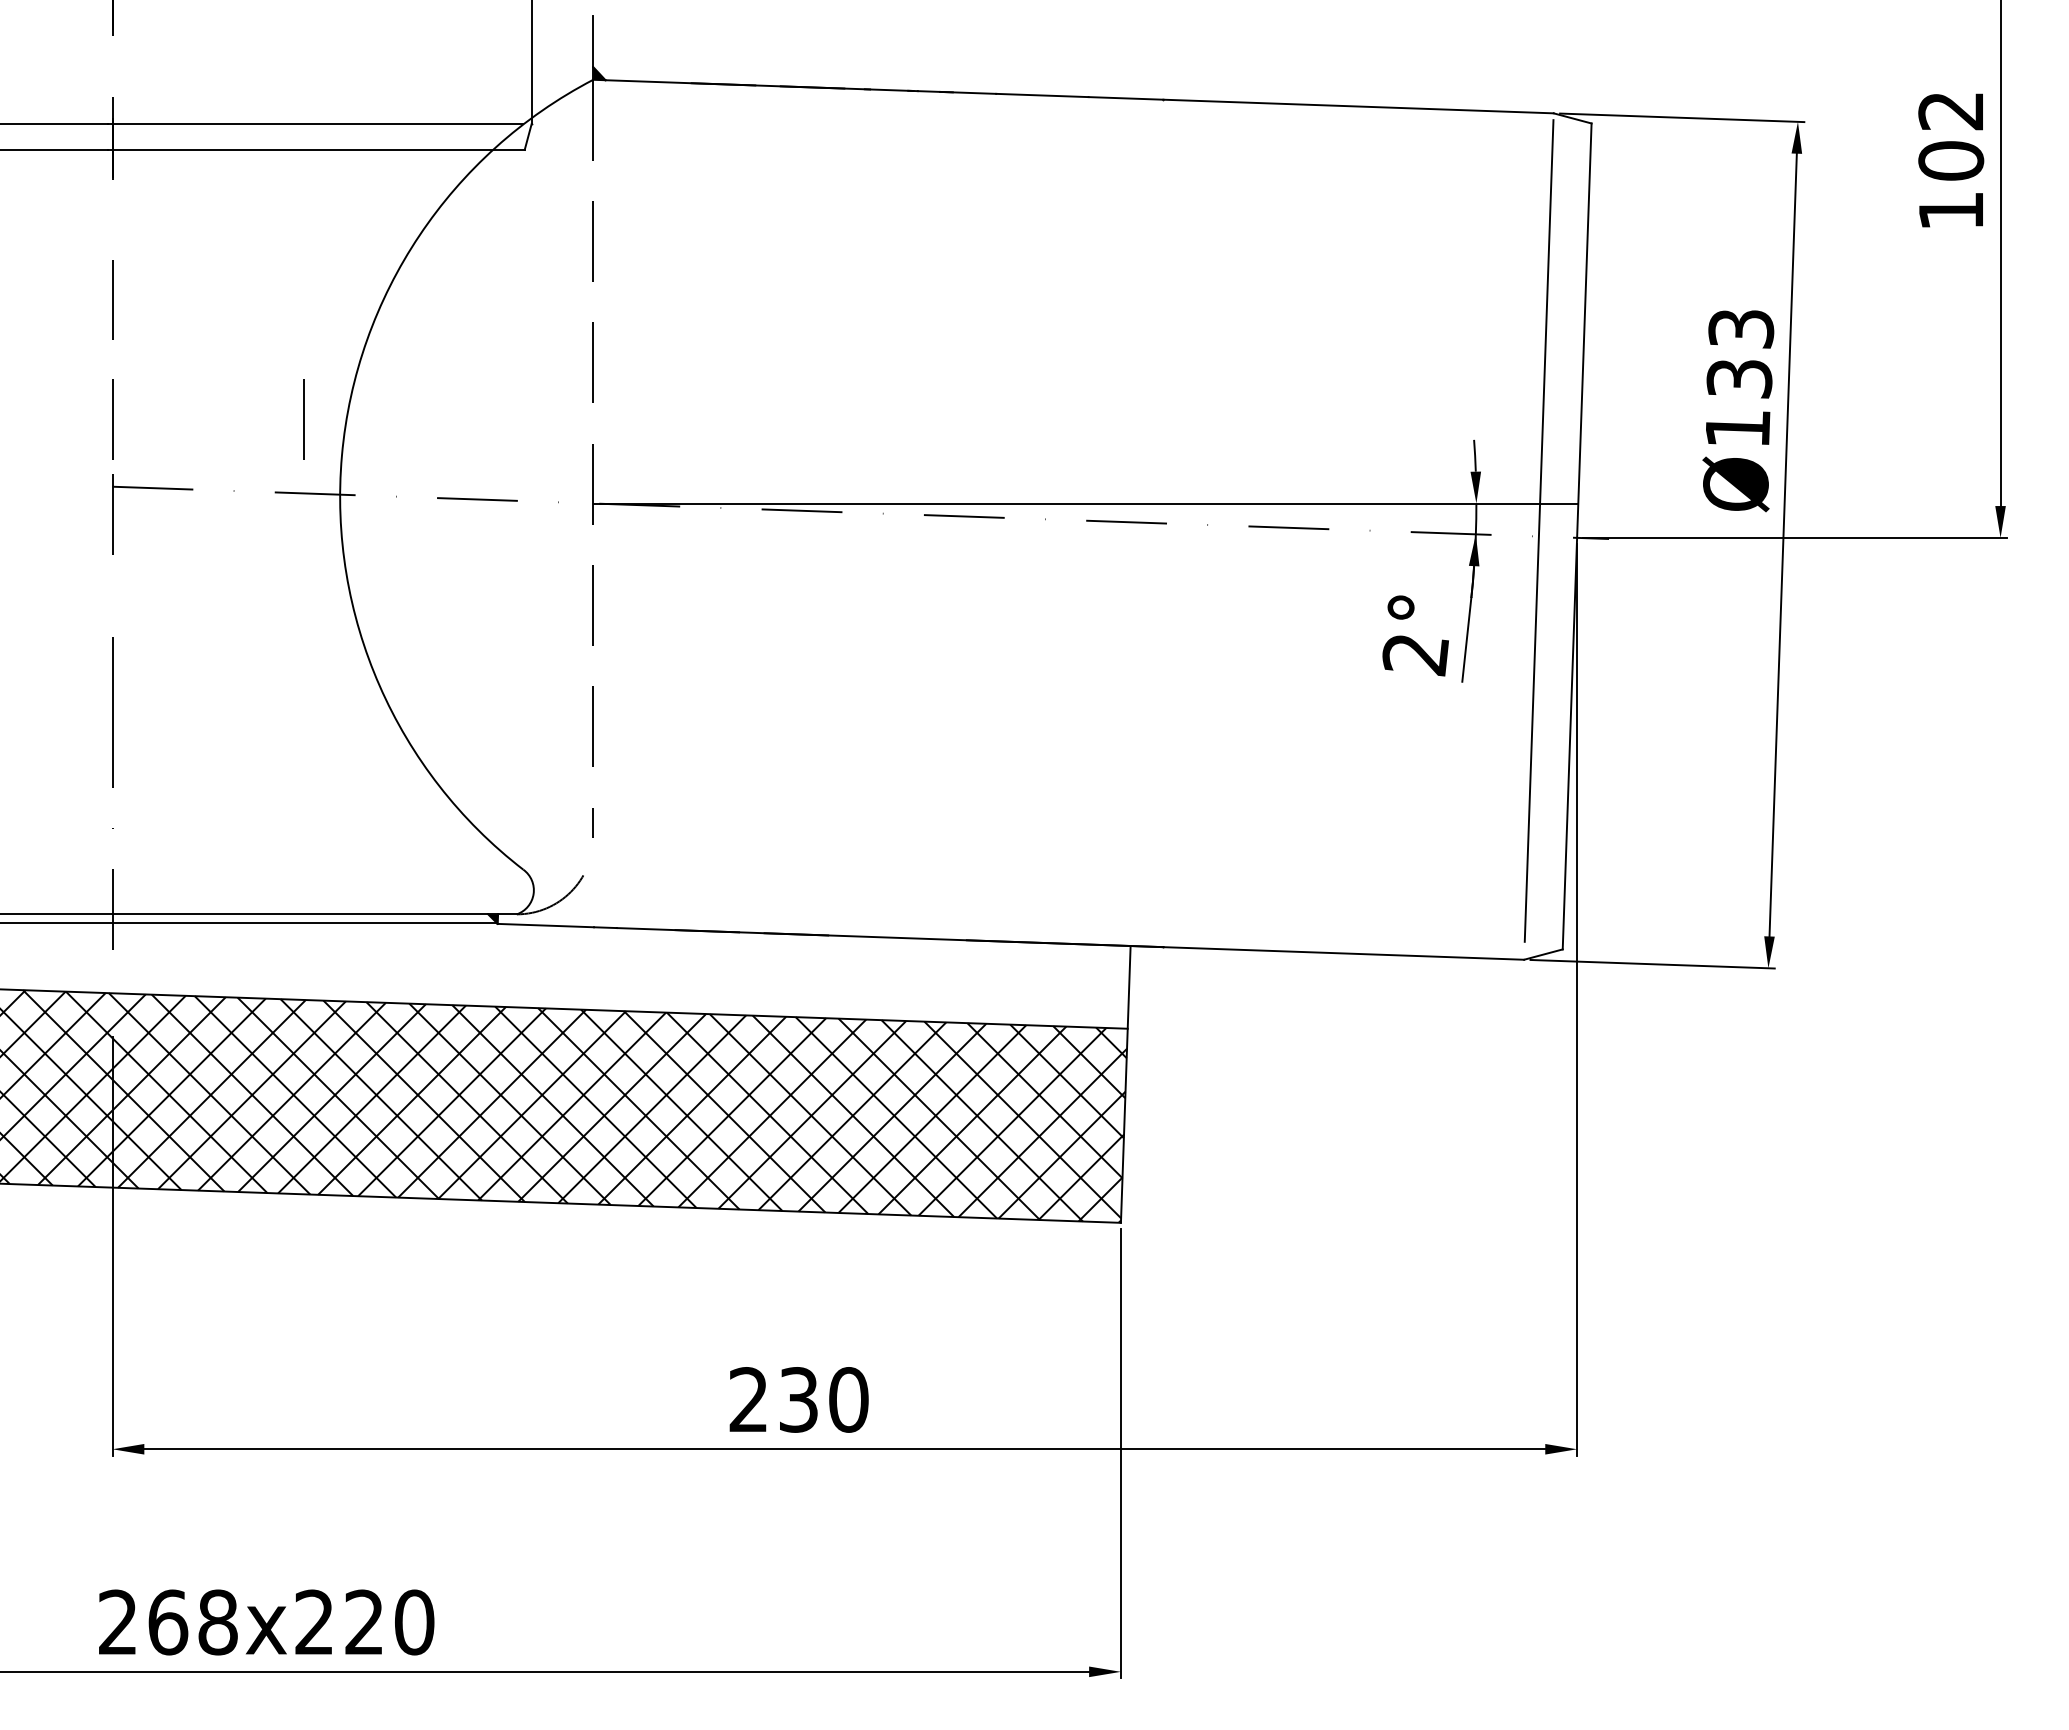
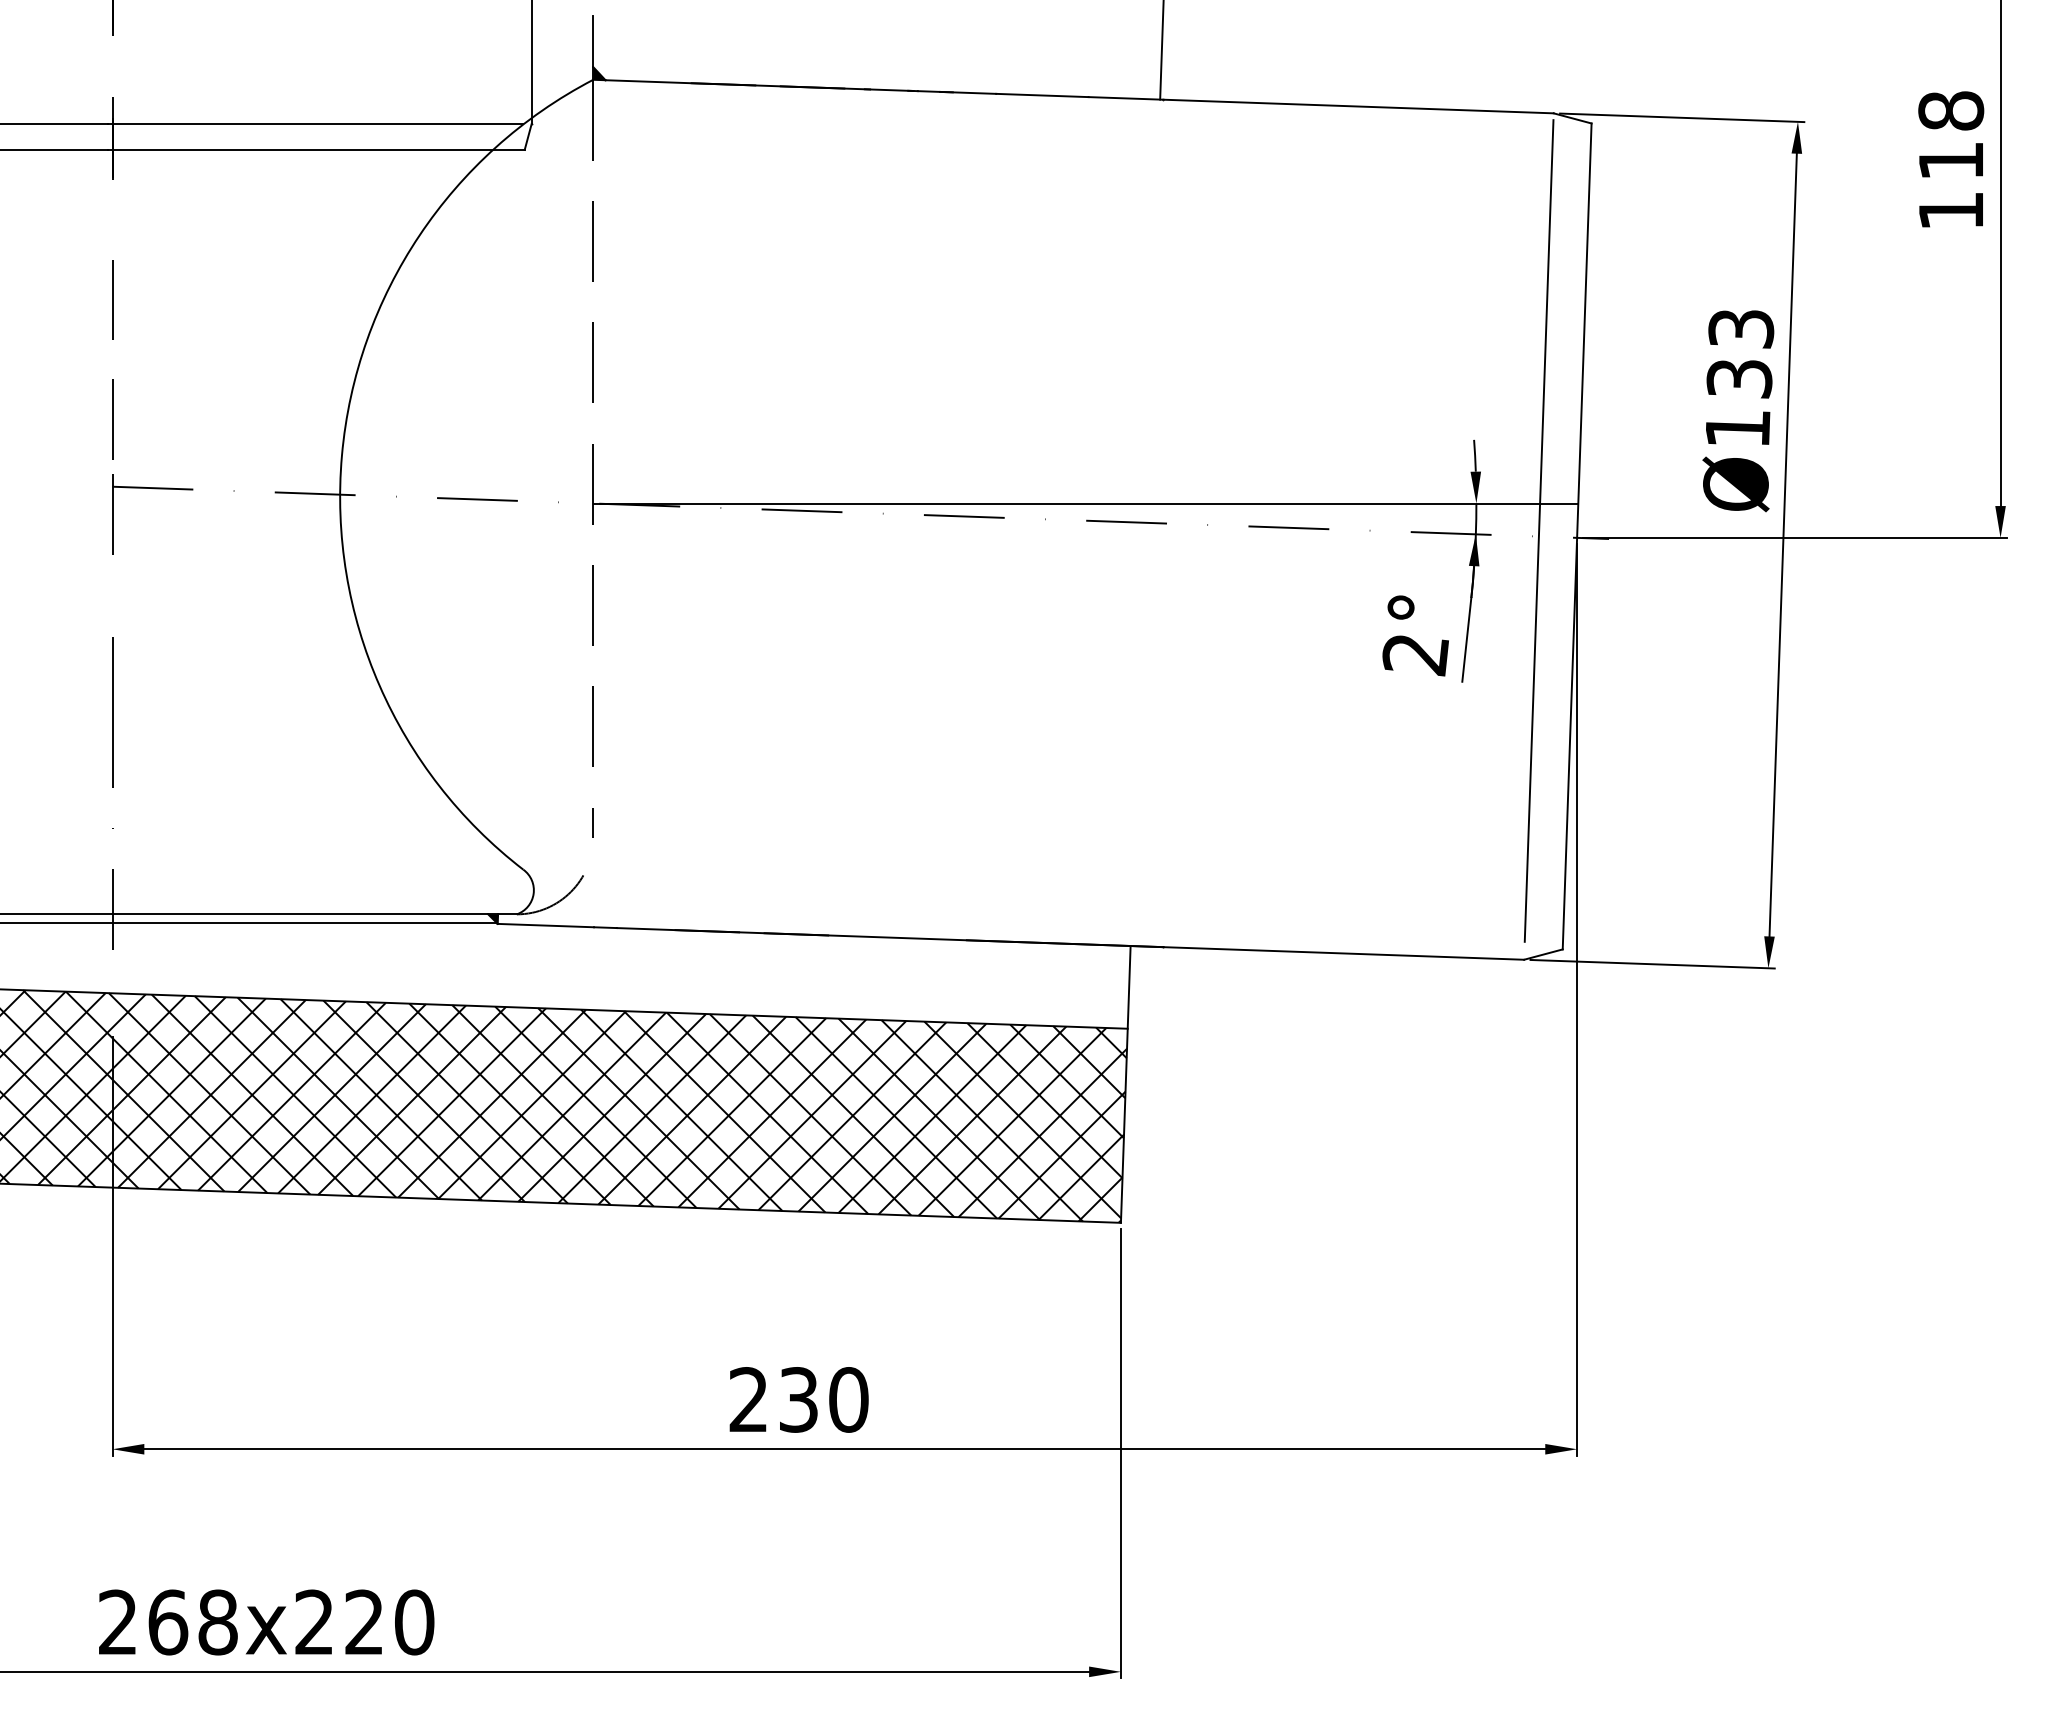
line: none -> present (1161, 50)
text: 102 -> 118 (1951, 135)
line: present -> none (303, 419)
